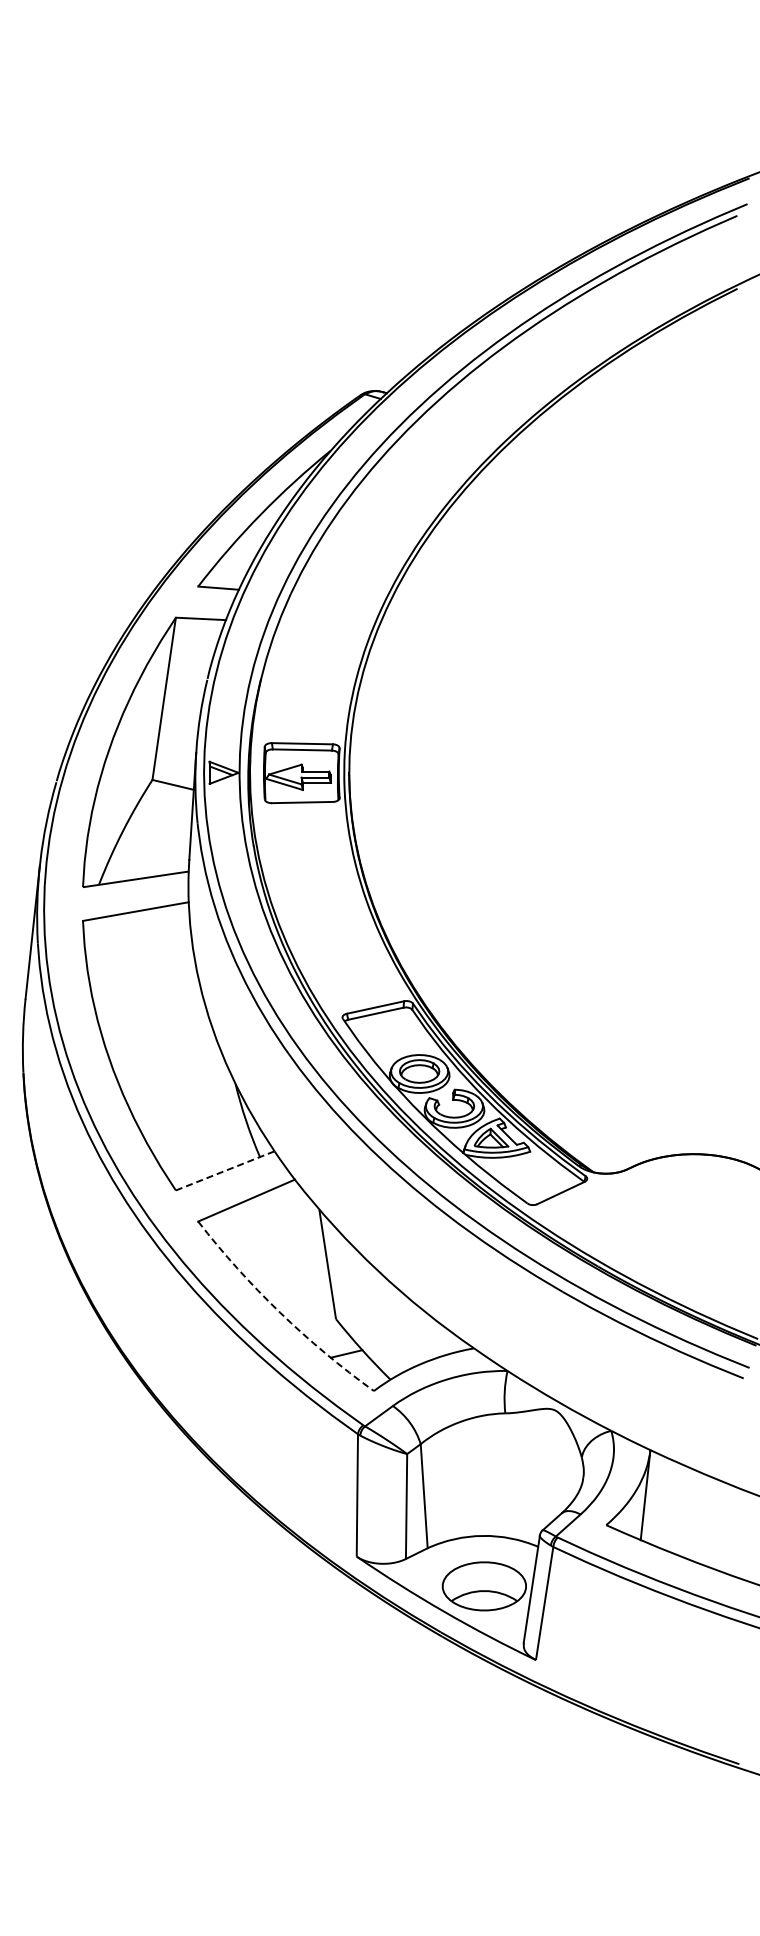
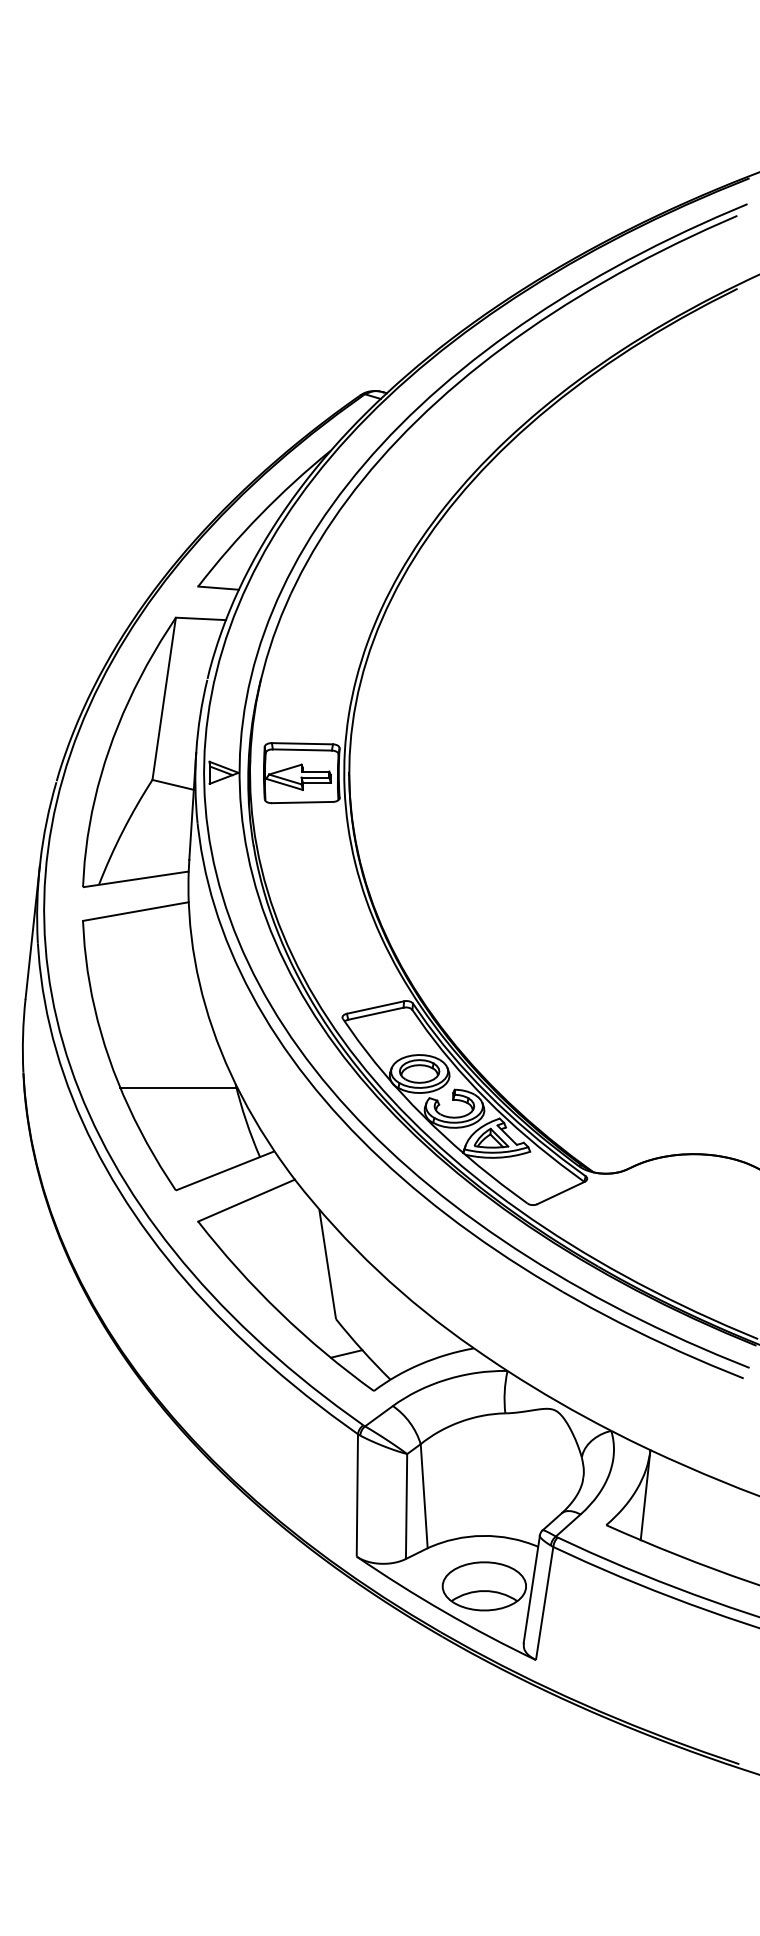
line: none -> present (178, 1087)
line: dashed -> solid (225, 1170)
arc: dashed -> solid (280, 1312)
